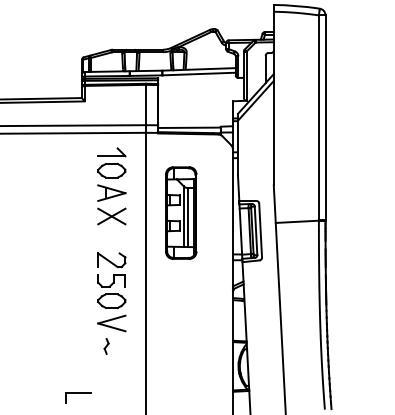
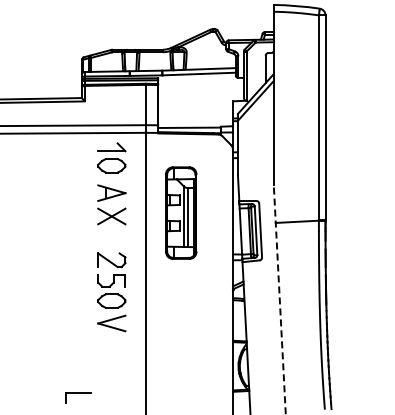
part position: (111, 162) -> (111, 157) (111, 157)
line: solid -> dashed (279, 299)
part: present -> none (106, 346)
